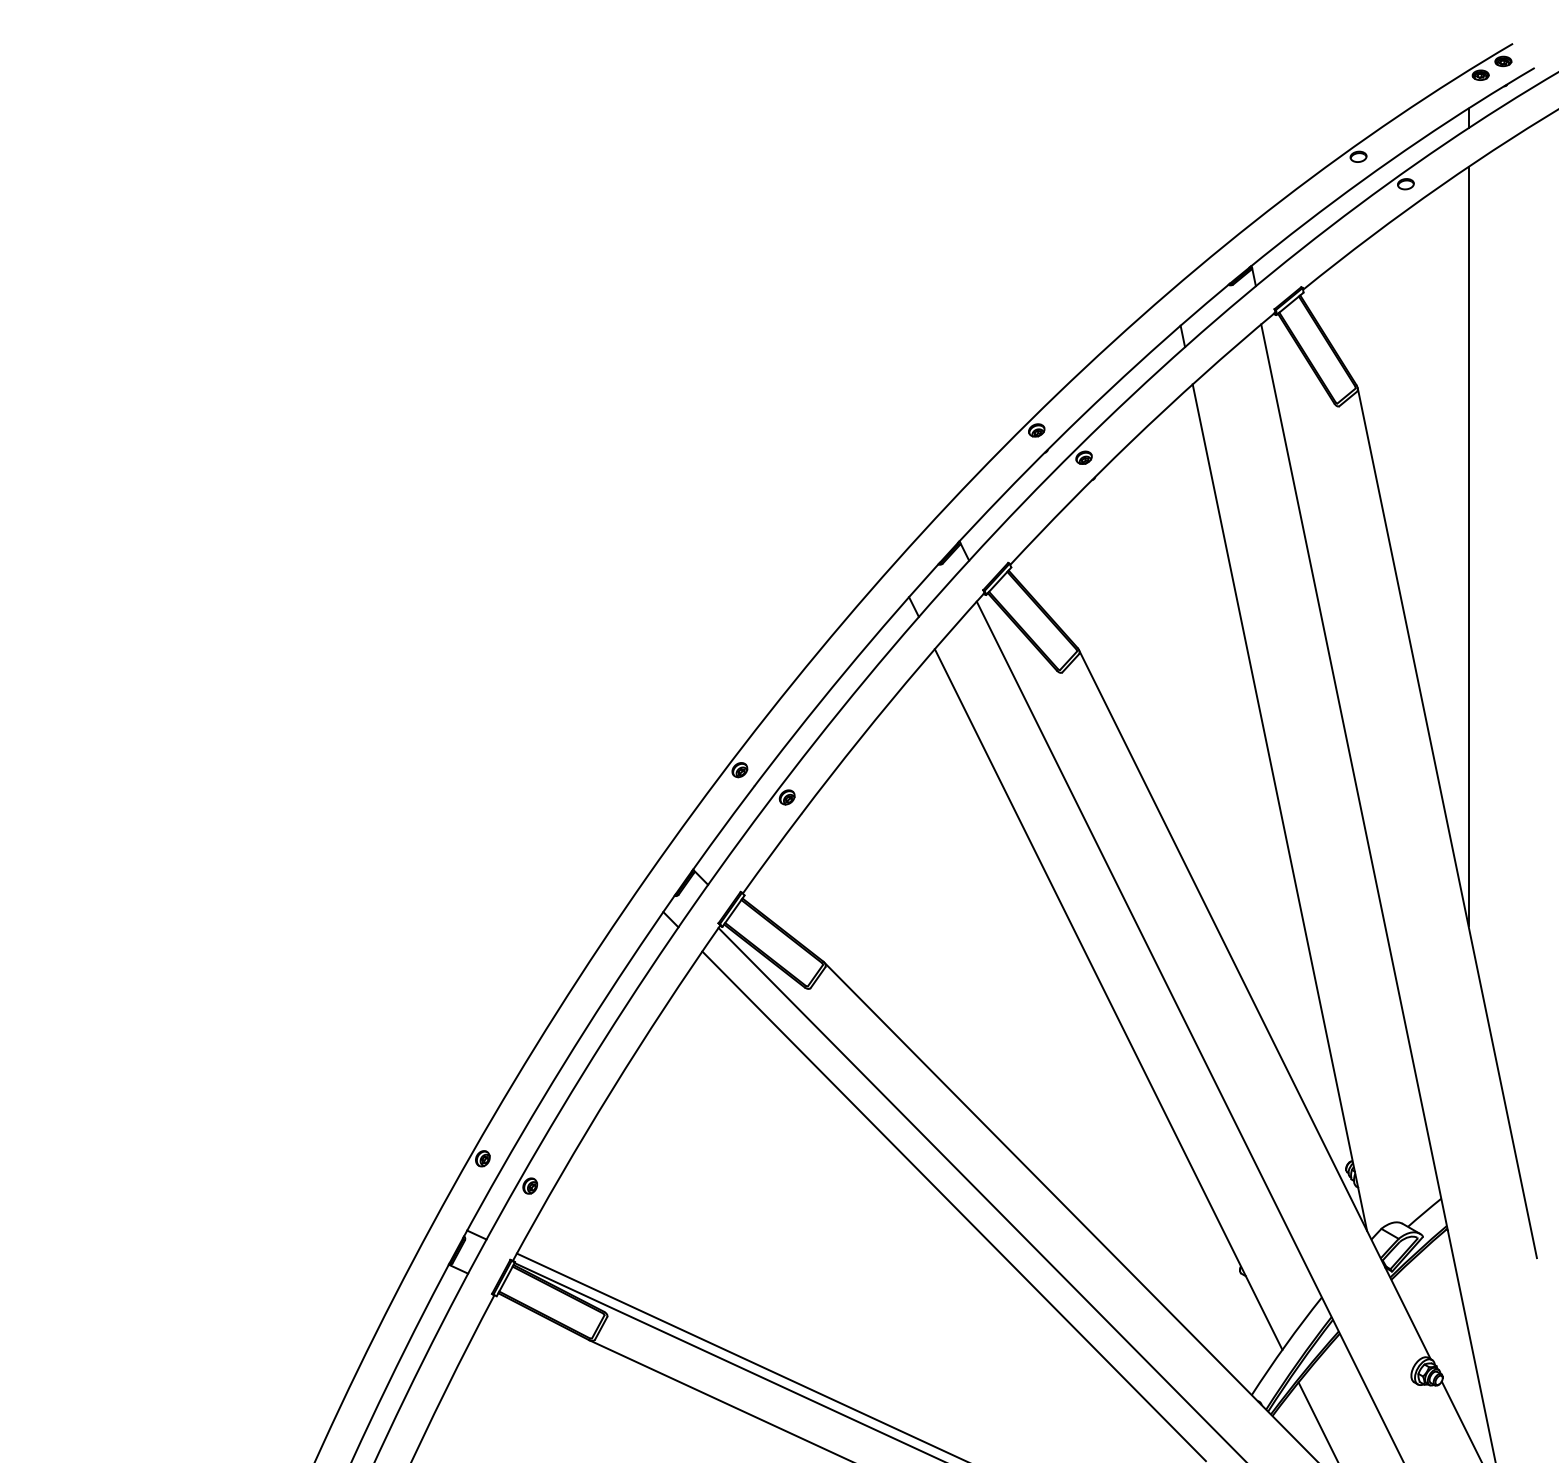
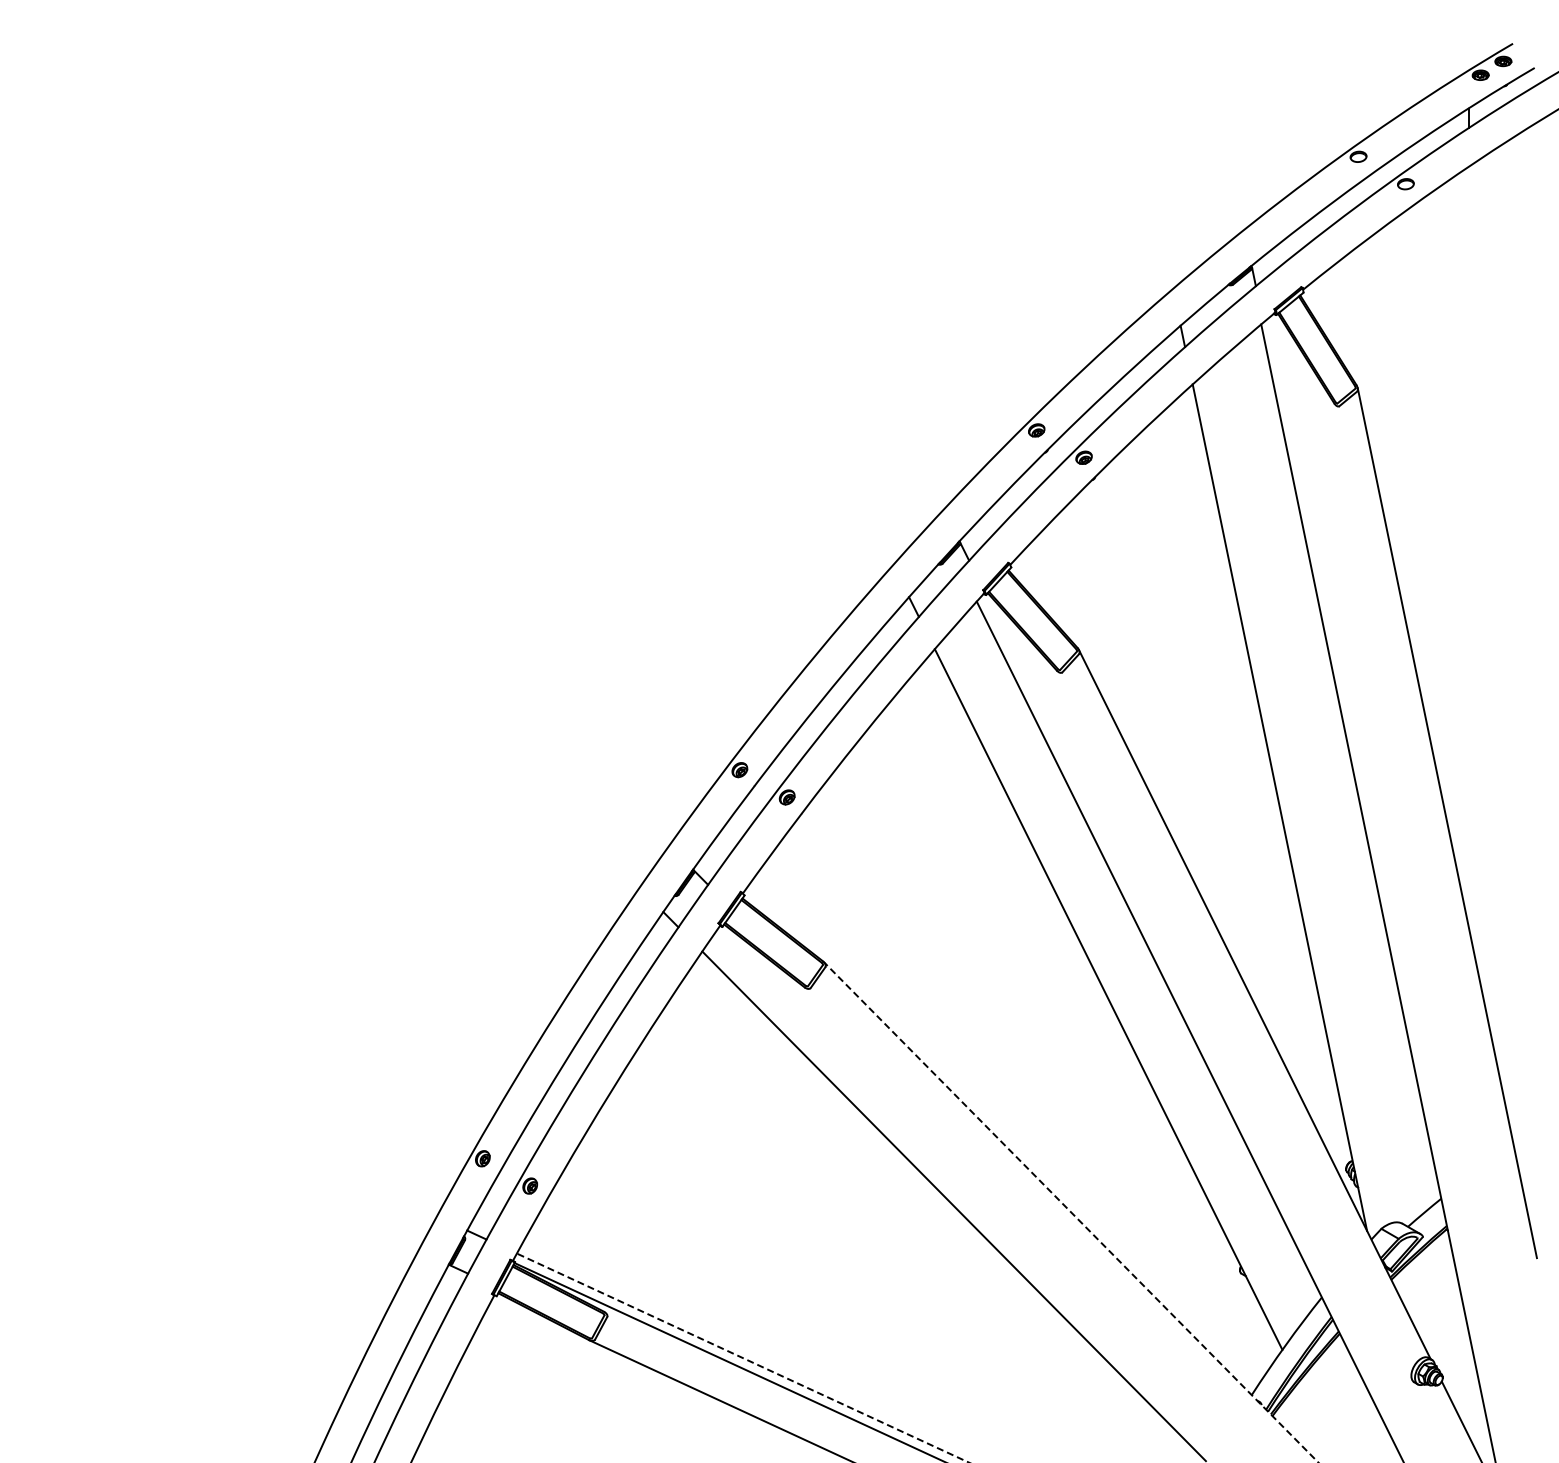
line: present -> none (1468, 546)
line: present -> none (980, 1193)
line: solid -> dashed (1071, 1212)
line: solid -> dashed (742, 1358)
line: present -> none (1317, 1420)
